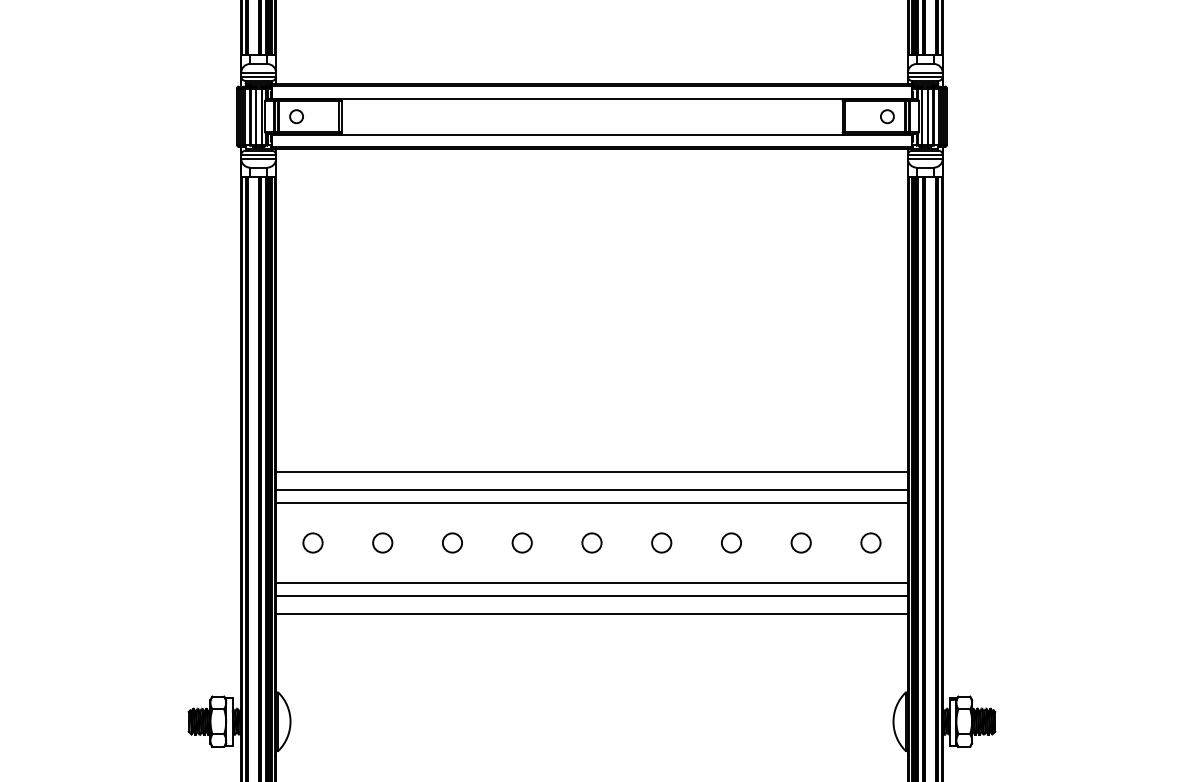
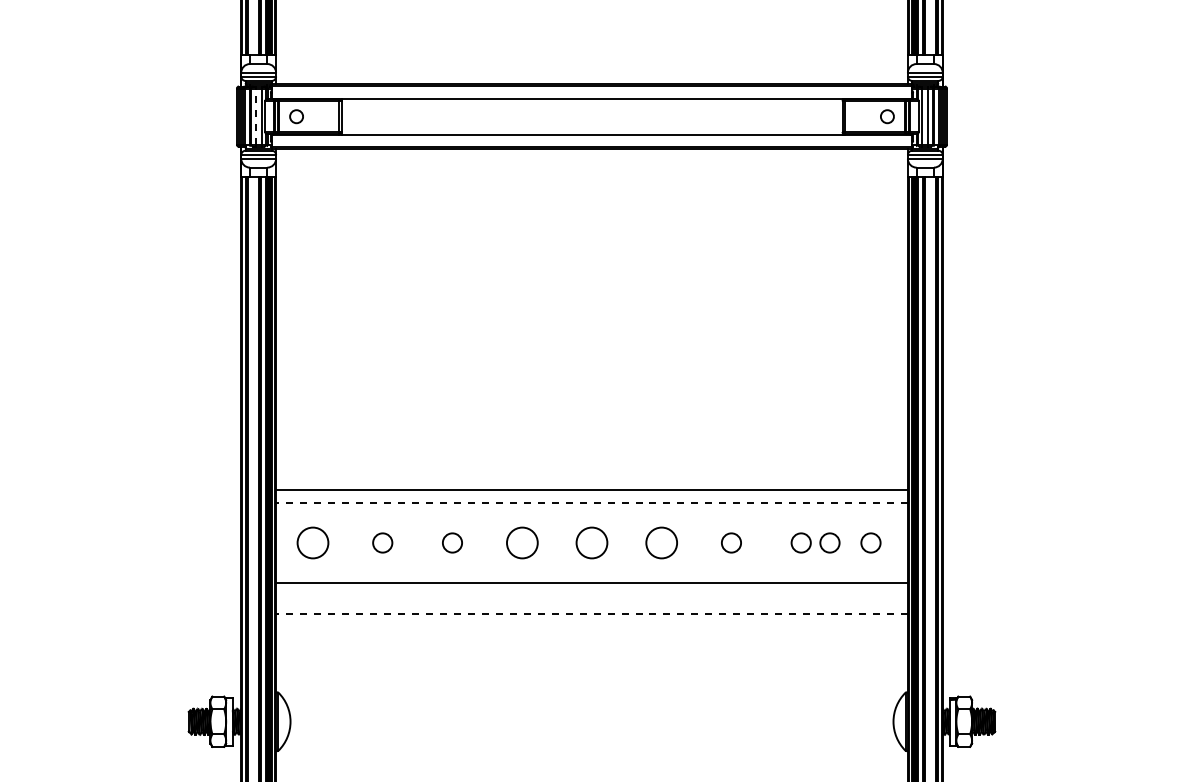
line: solid -> dashed (255, 116)
line: present -> none (591, 472)
line: solid -> dashed (591, 502)
circle diameter: 19 px -> 31 px (312, 542)
circle size: 22x22 px -> 33x34 px (522, 542)
circle size: 22x22 px -> 34x34 px (591, 542)
circle diameter: 19 px -> 31 px (661, 542)
circle: none -> present (829, 542)
line: present -> none (591, 596)
line: solid -> dashed (591, 613)
